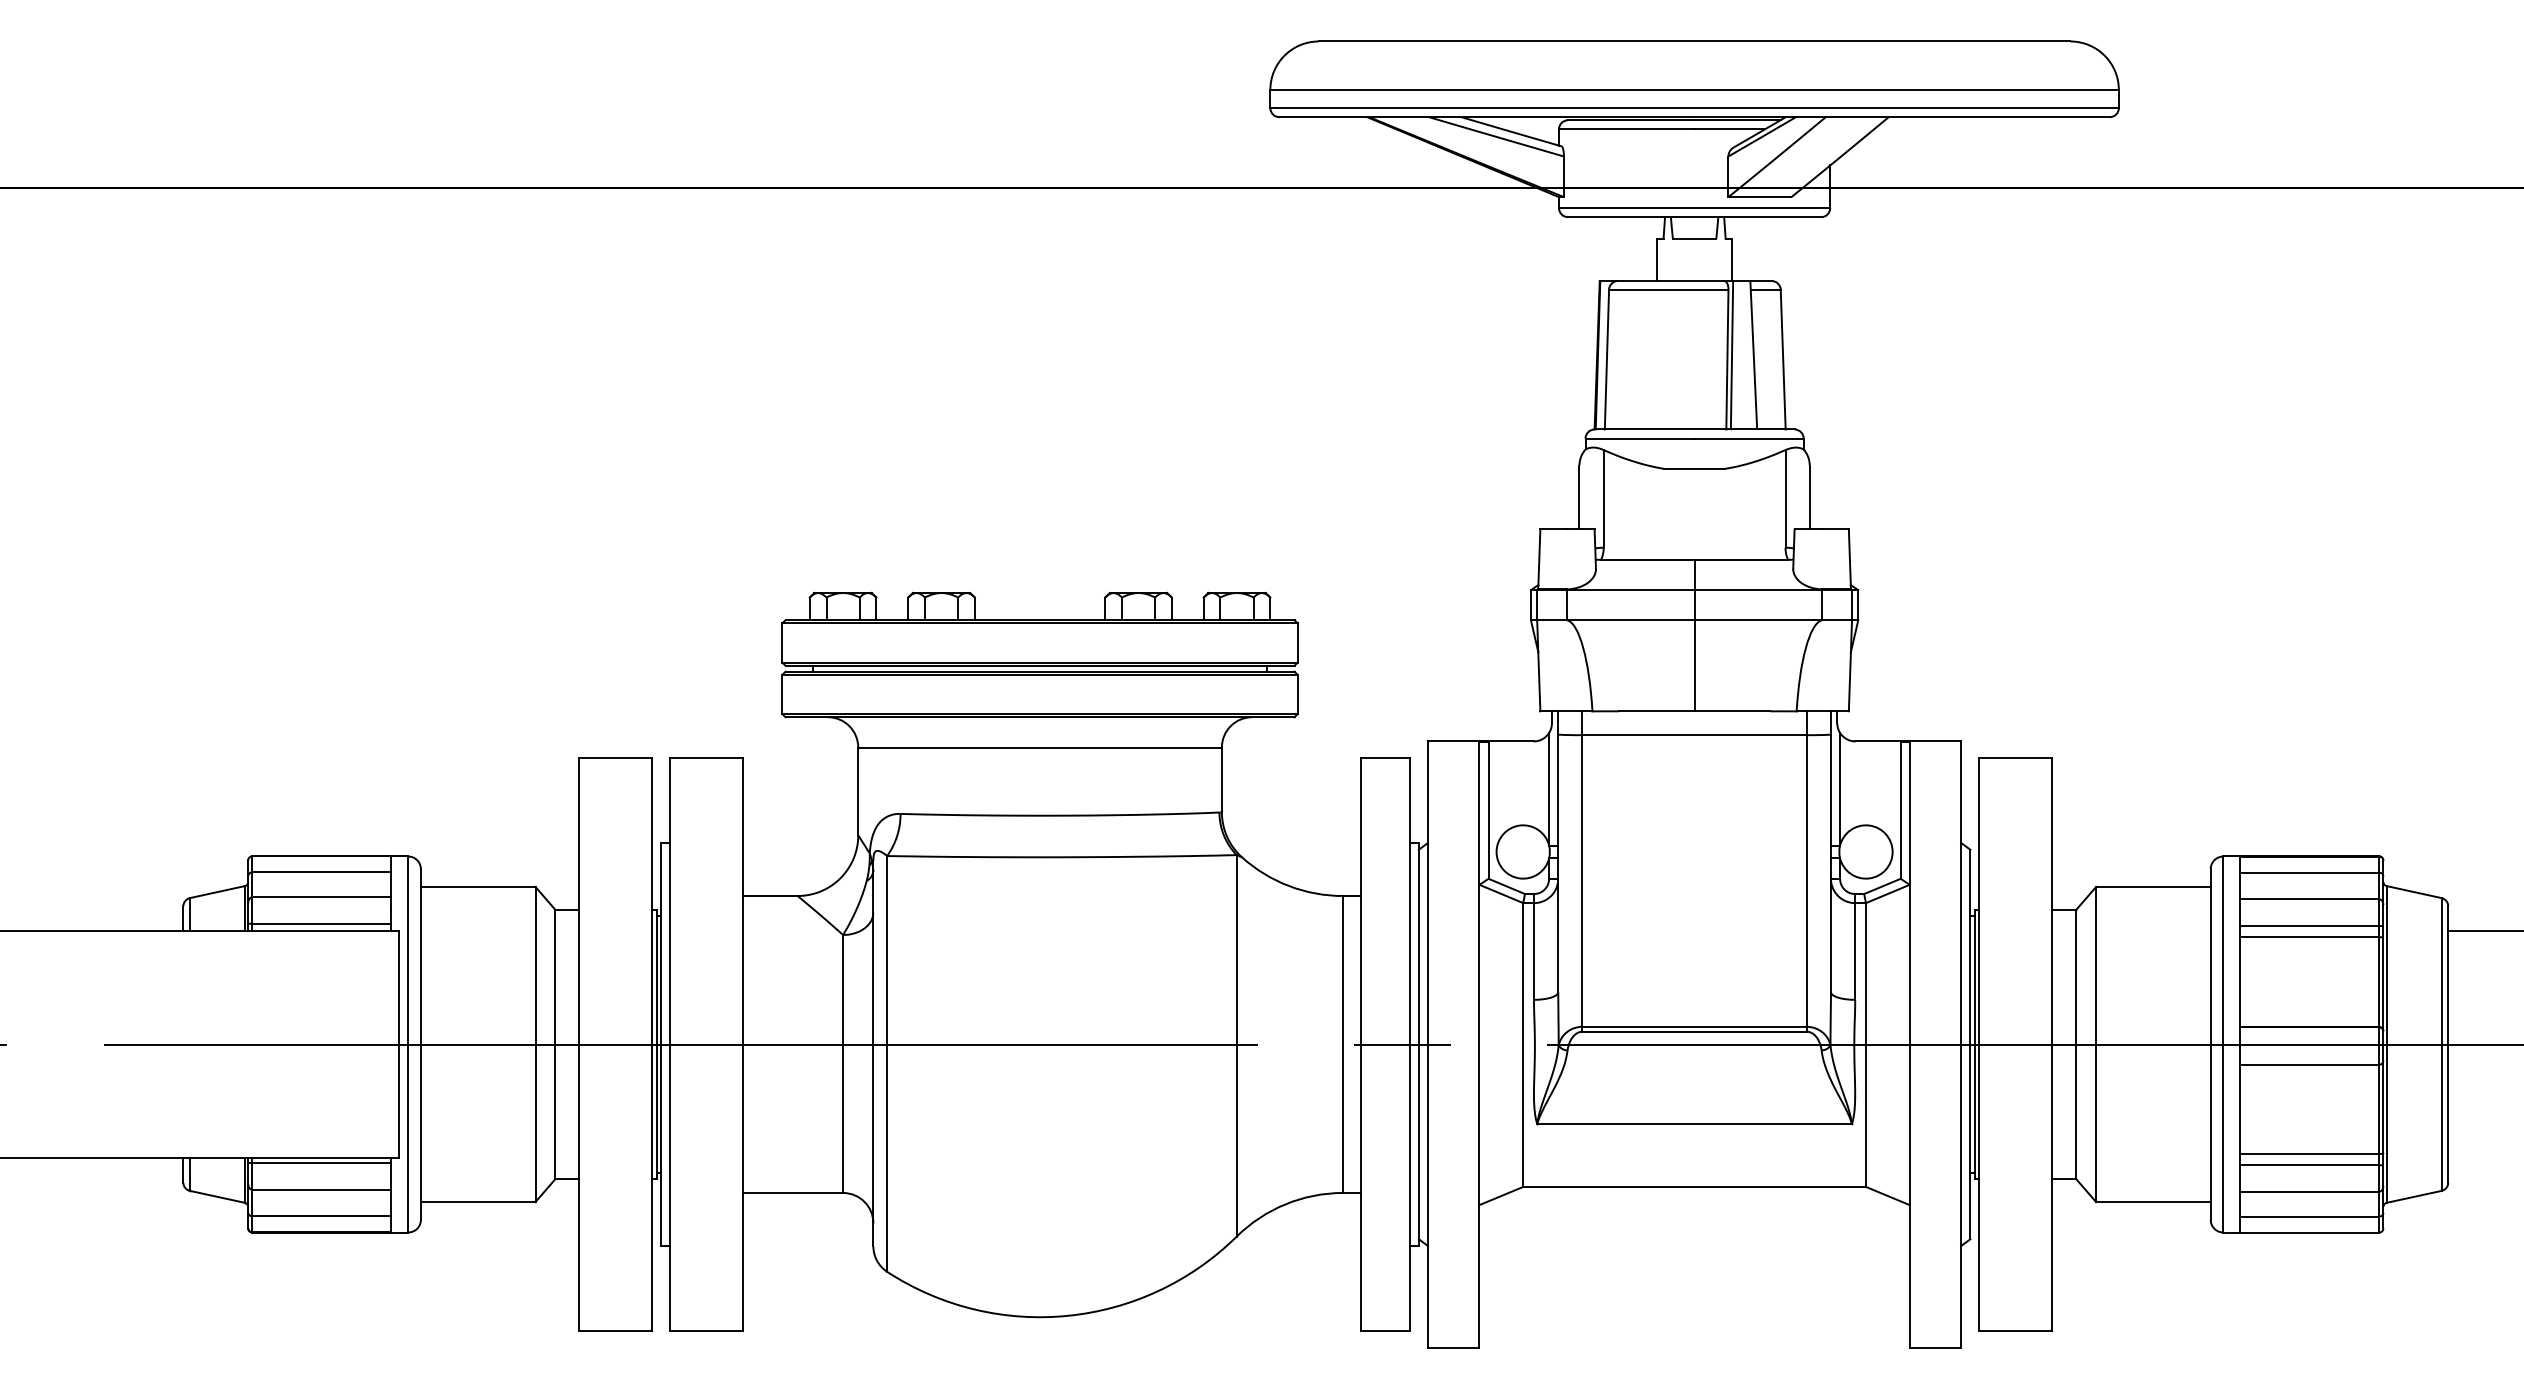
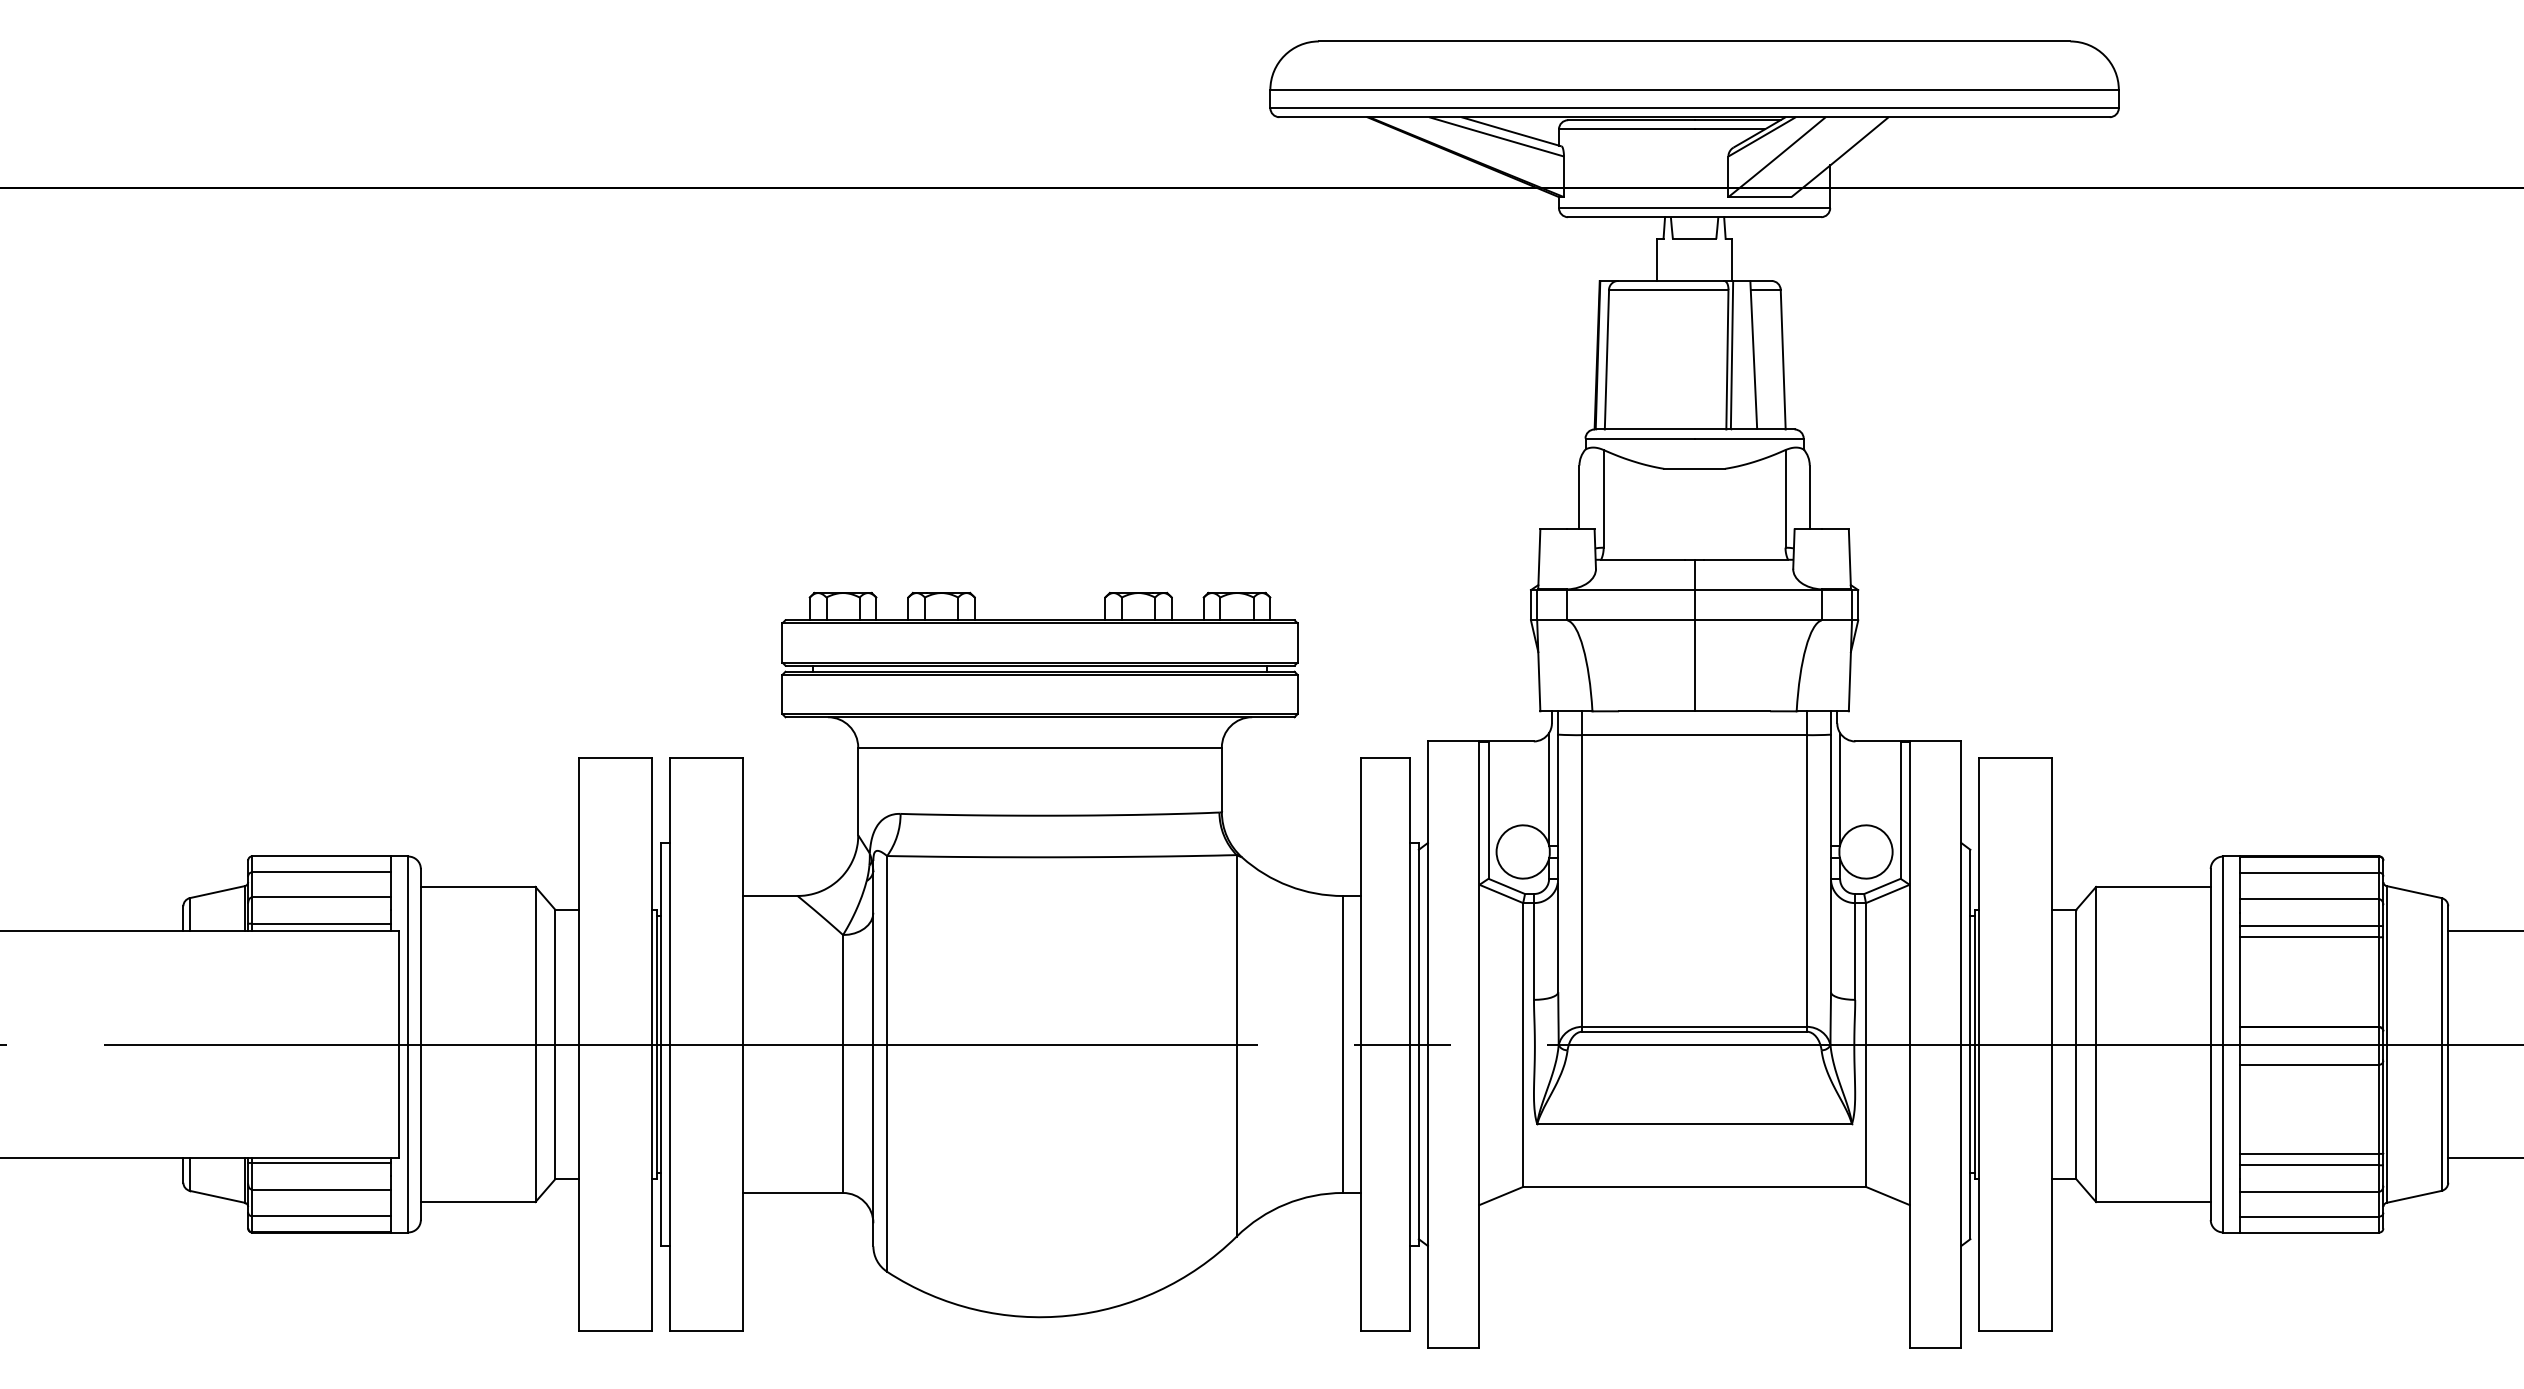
line: none -> present (2484, 1158)
